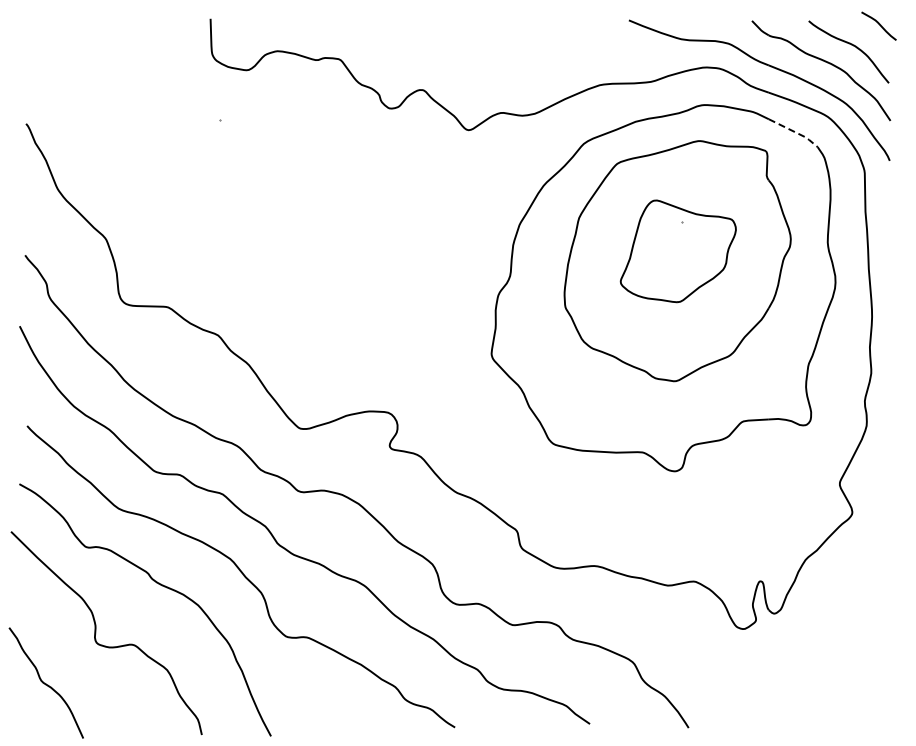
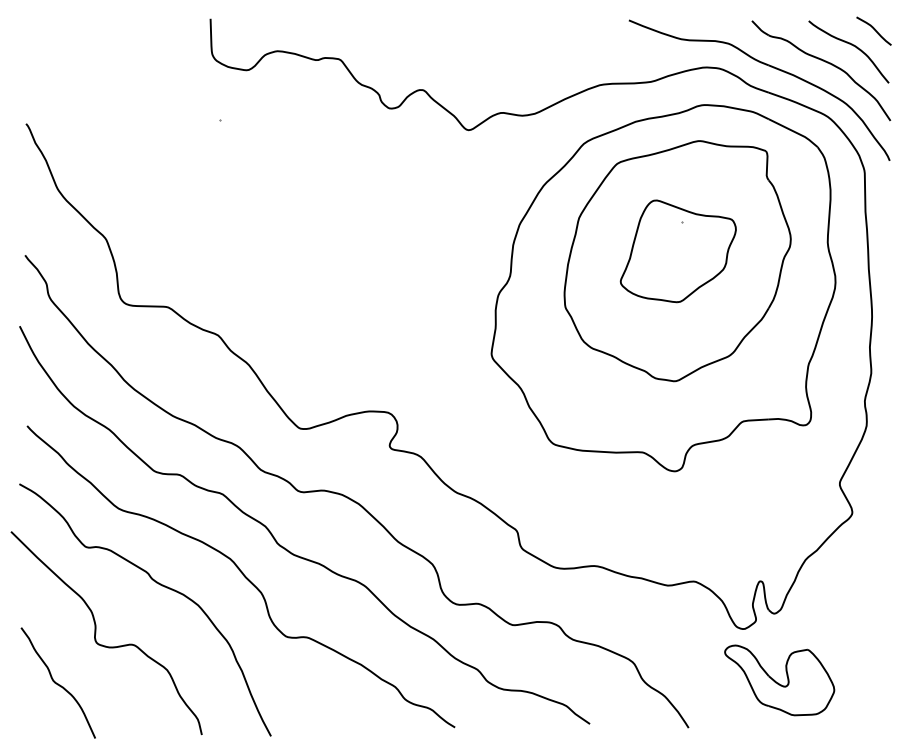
curve position: (878, 24) -> (873, 29) (873, 29)
line: dashed -> solid (796, 132)
part: none -> present (779, 680)
curve position: (44, 682) -> (56, 682) (56, 682)
